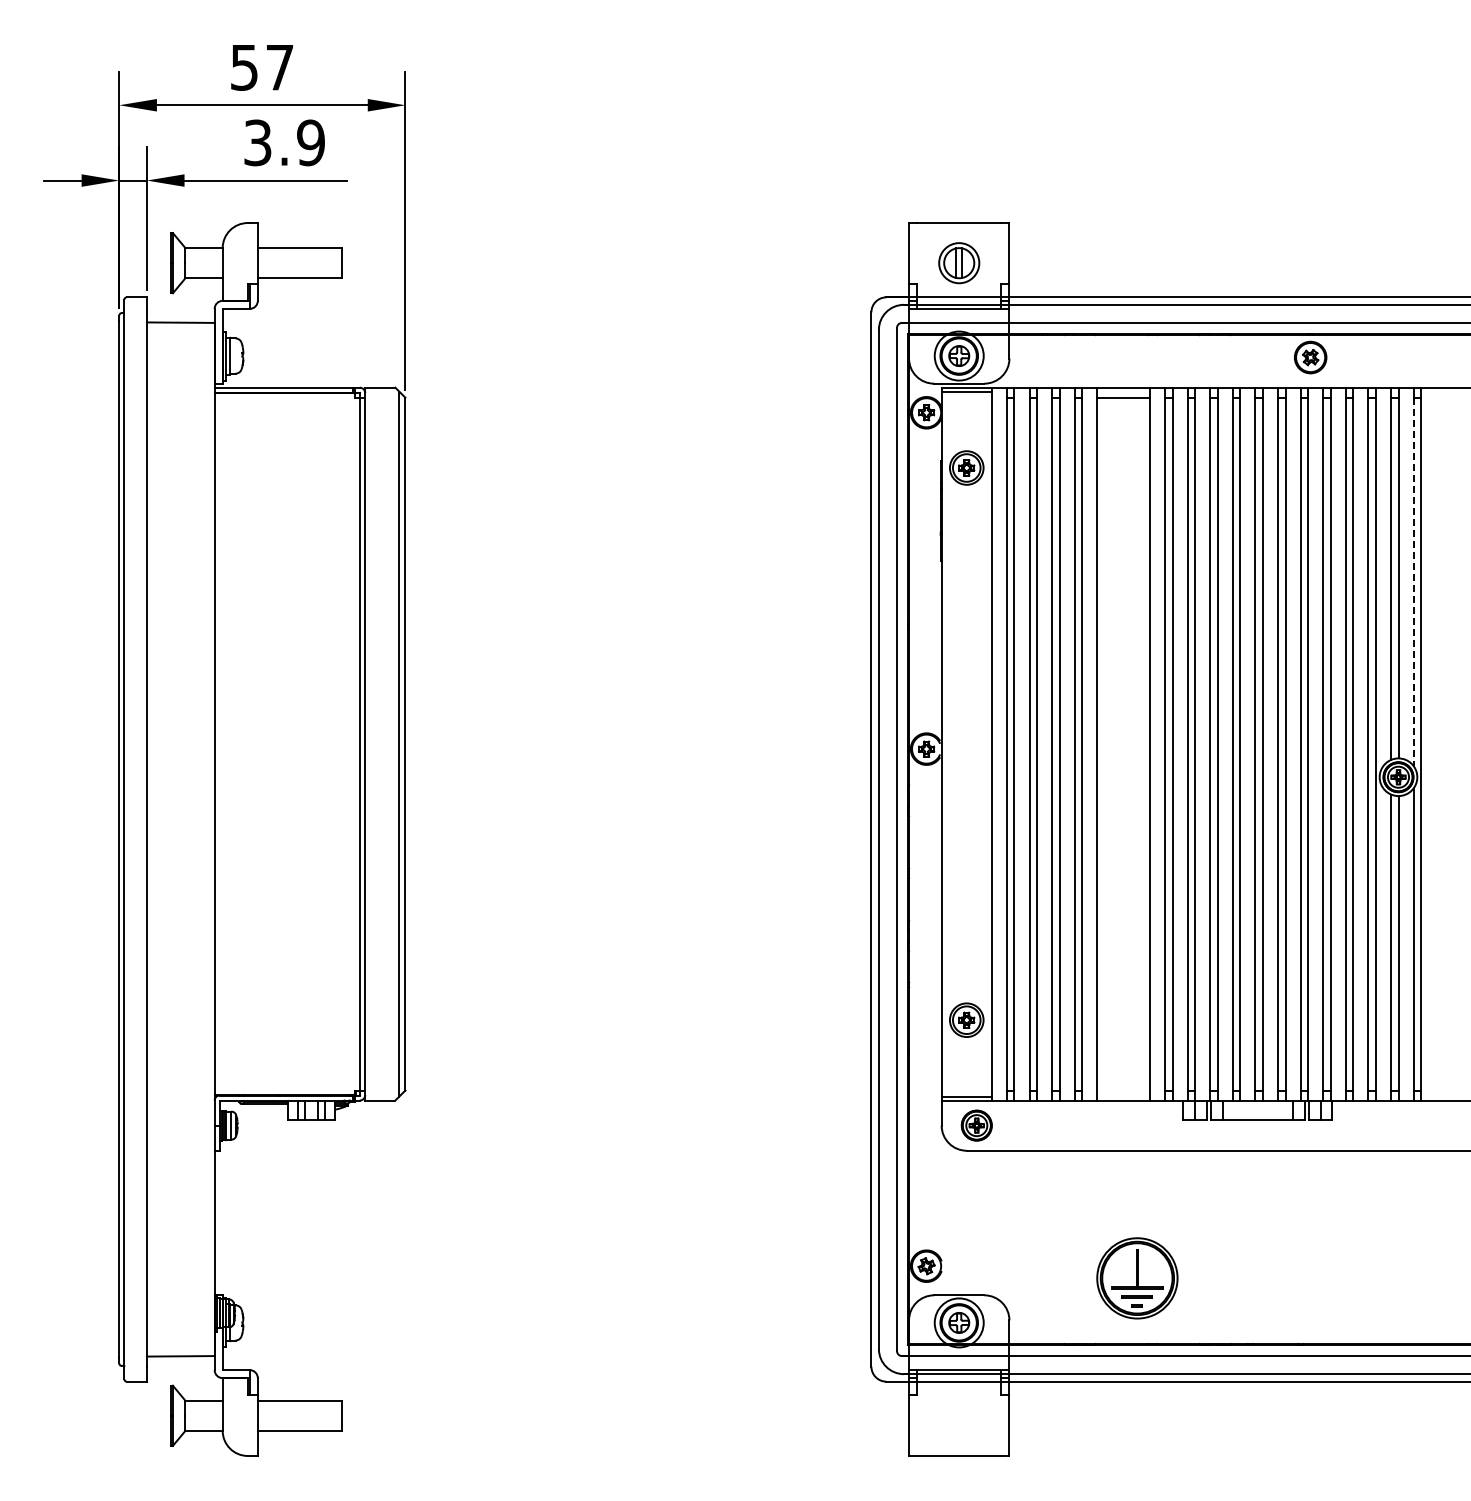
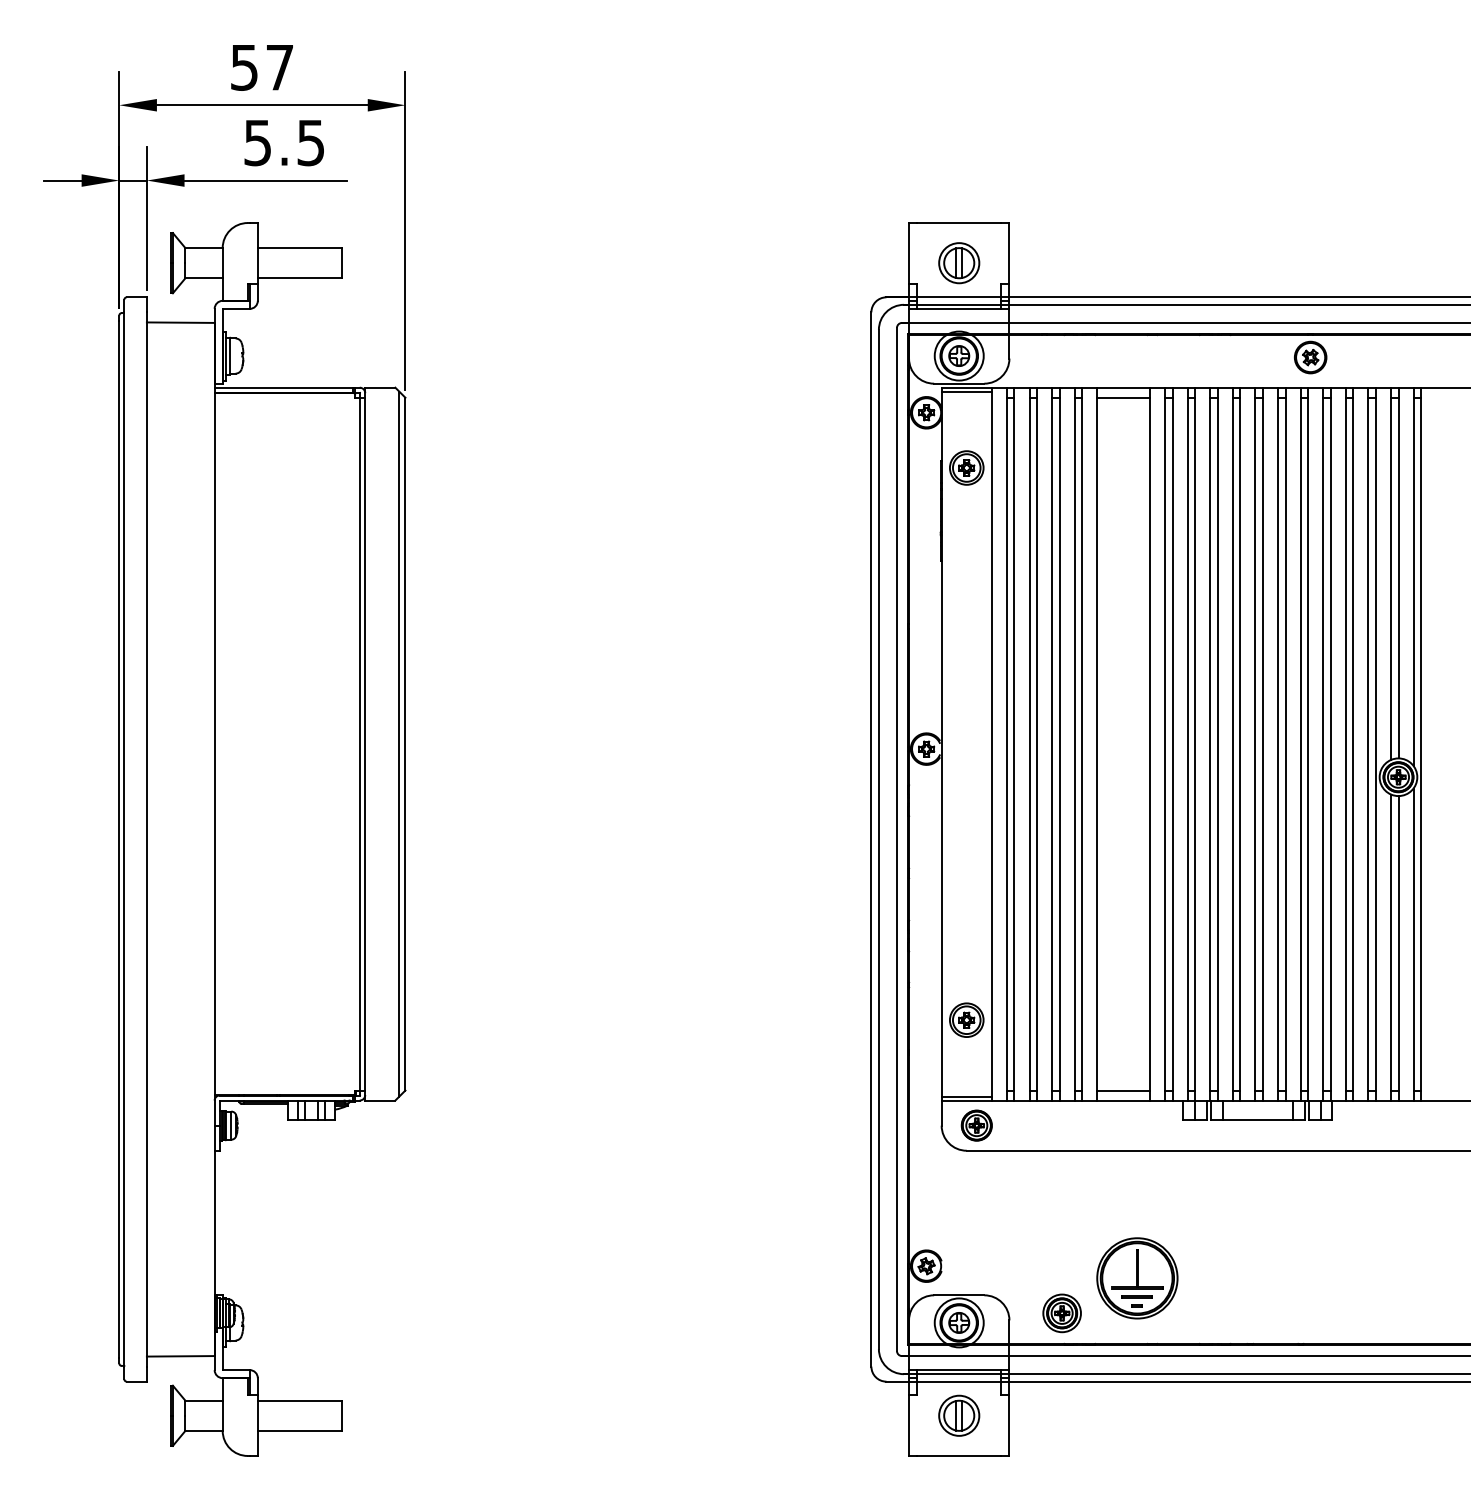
text: 3.9 -> 5.5 (284, 142)
line: dashed -> solid (1413, 582)
line: none -> present (1123, 1090)
part: none -> present (1061, 1313)
part: none -> present (959, 1415)
